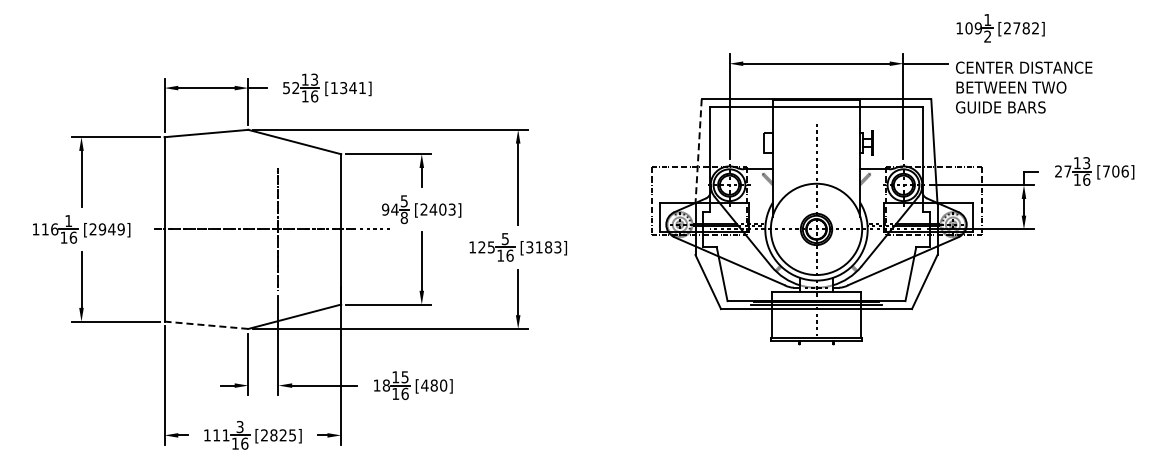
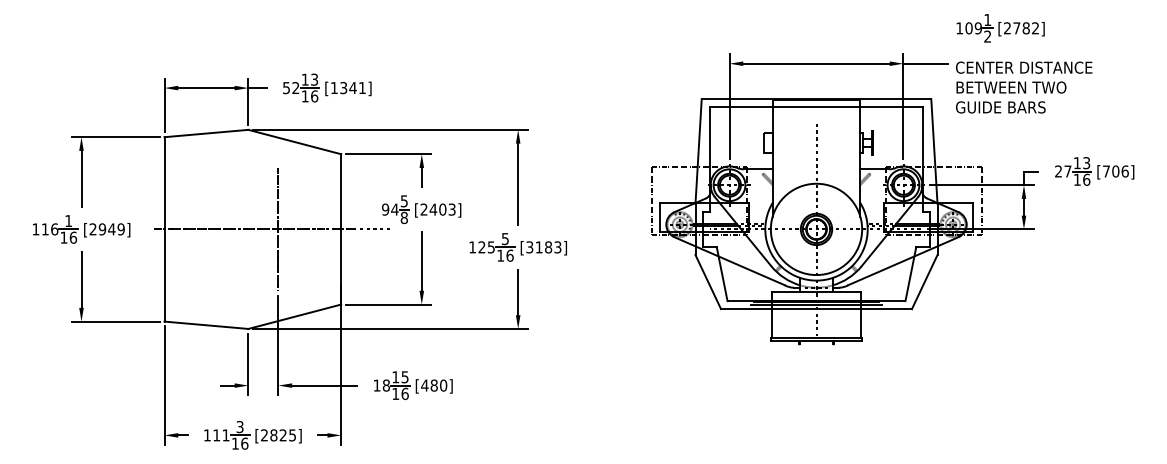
line: dashed -> solid (698, 152)
line: dashed -> solid (206, 325)
